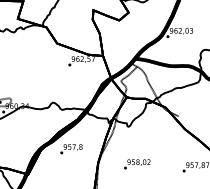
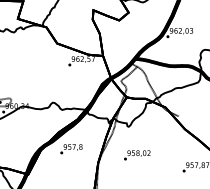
text position: (137, 164) -> (137, 155) (137, 155)
